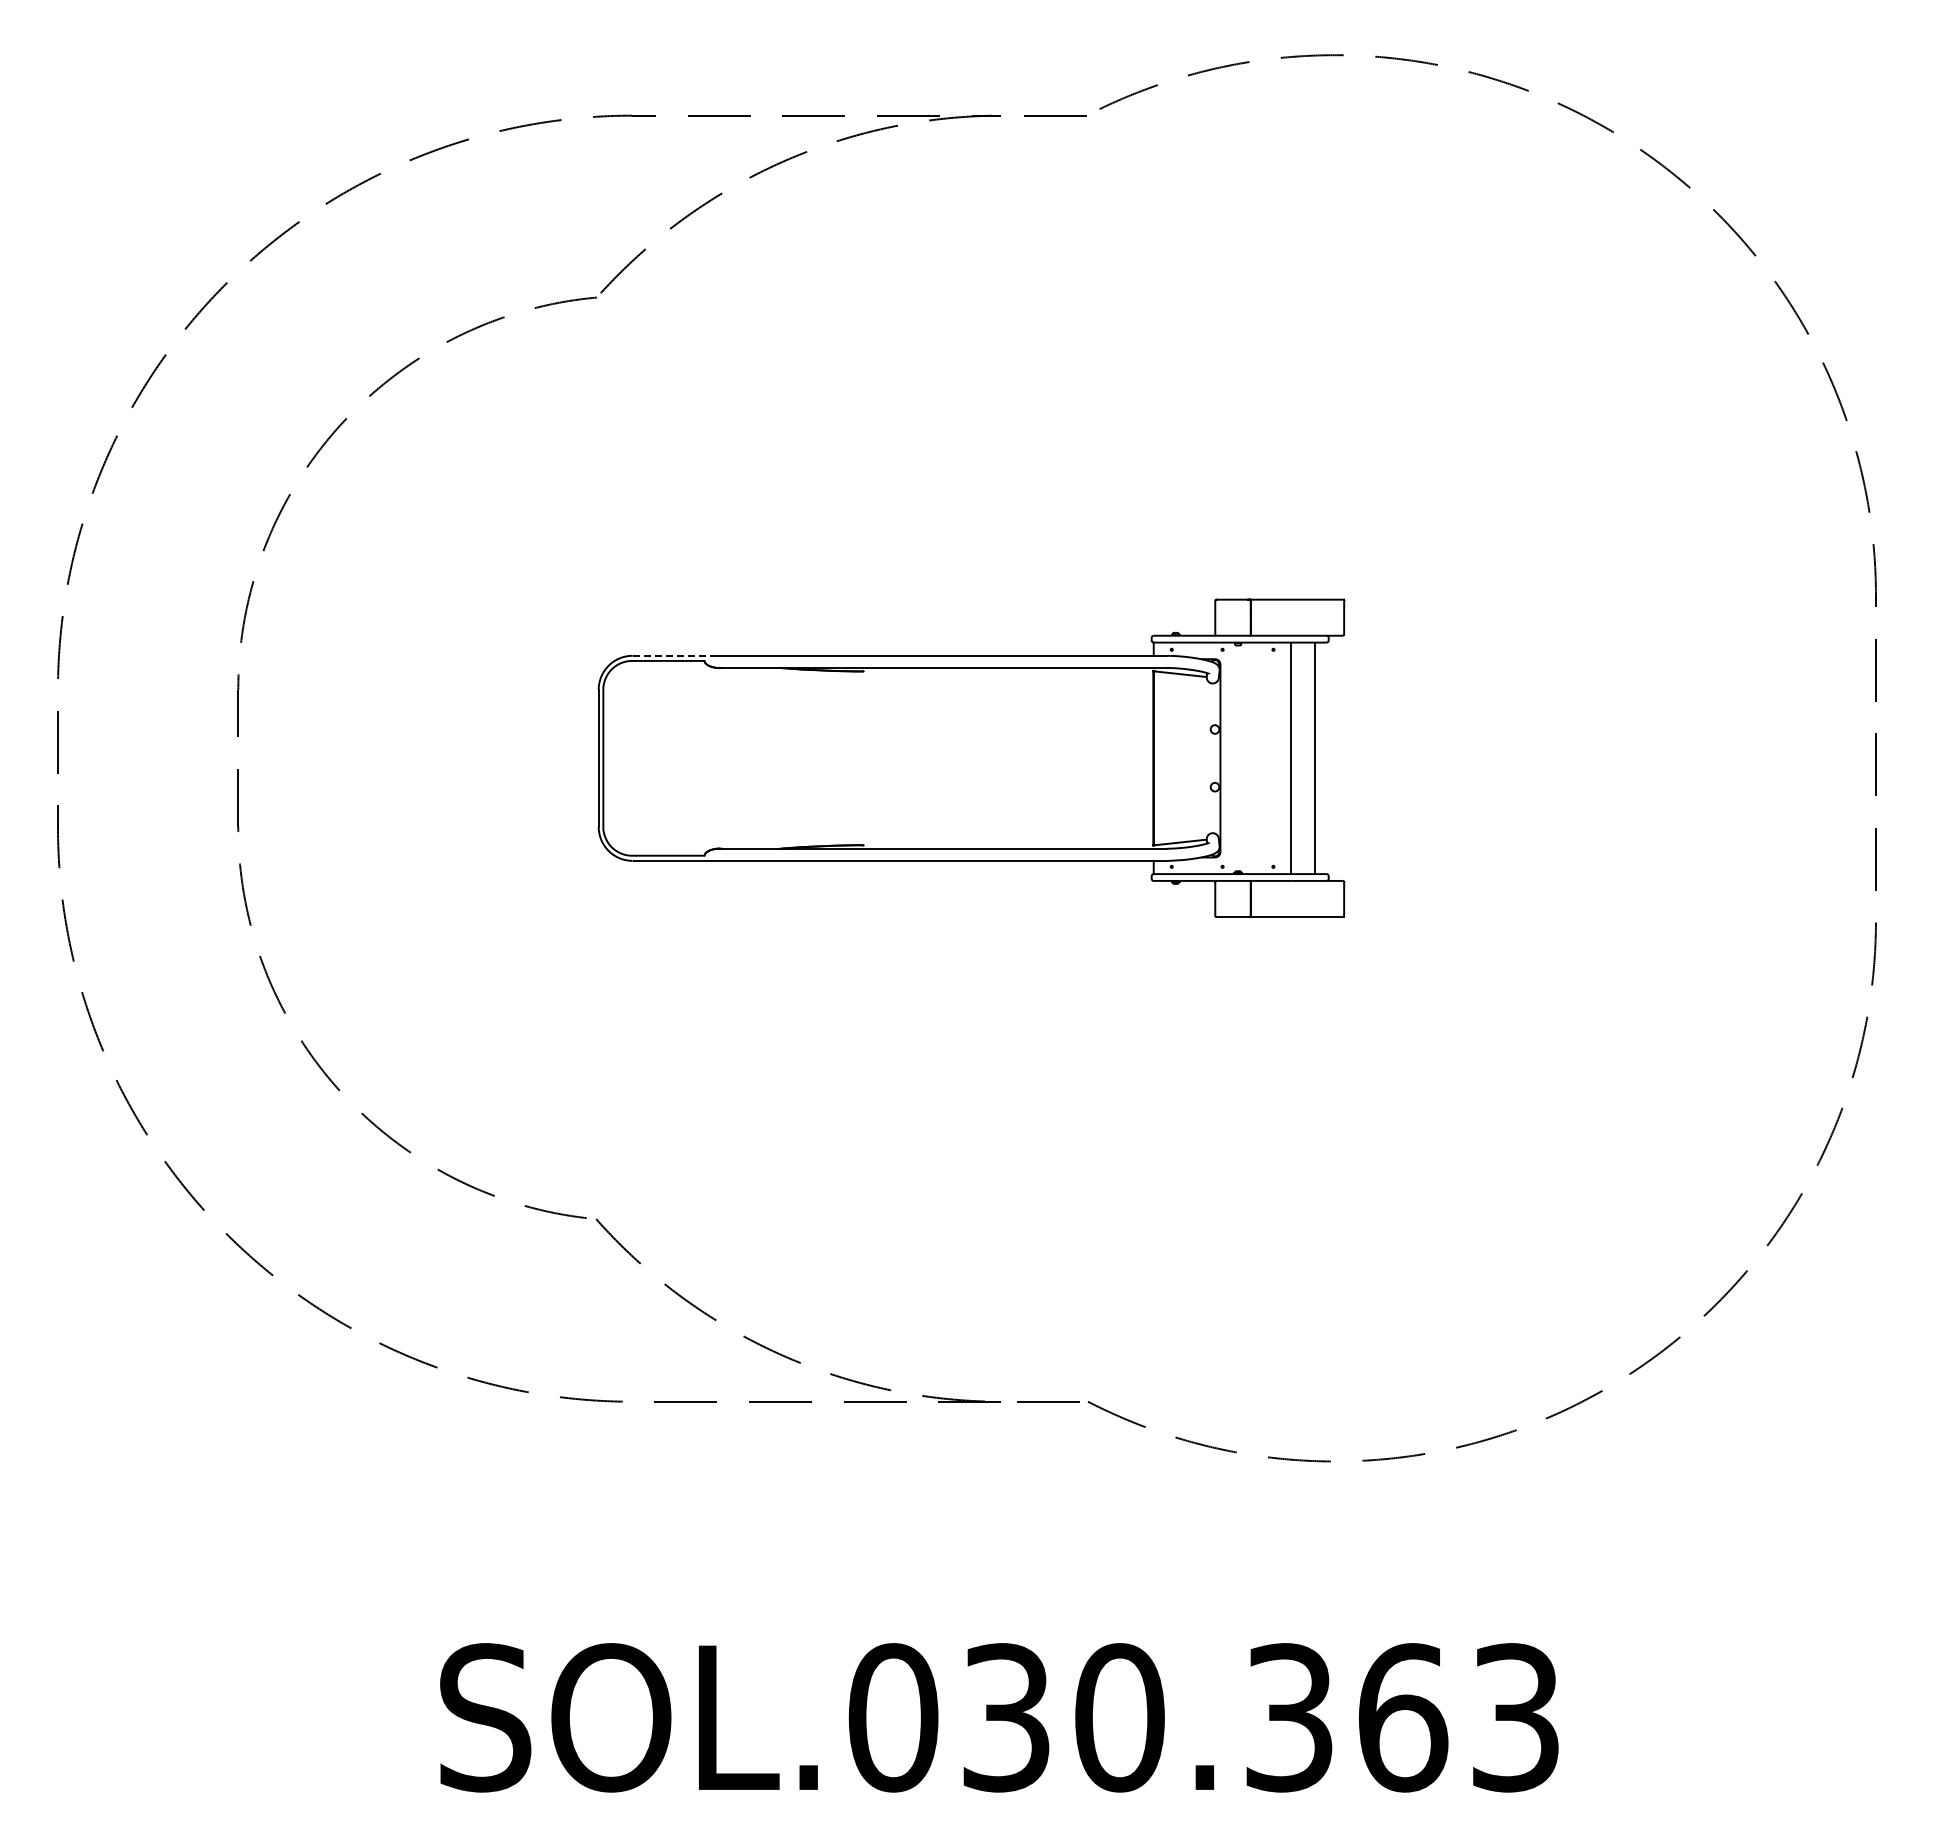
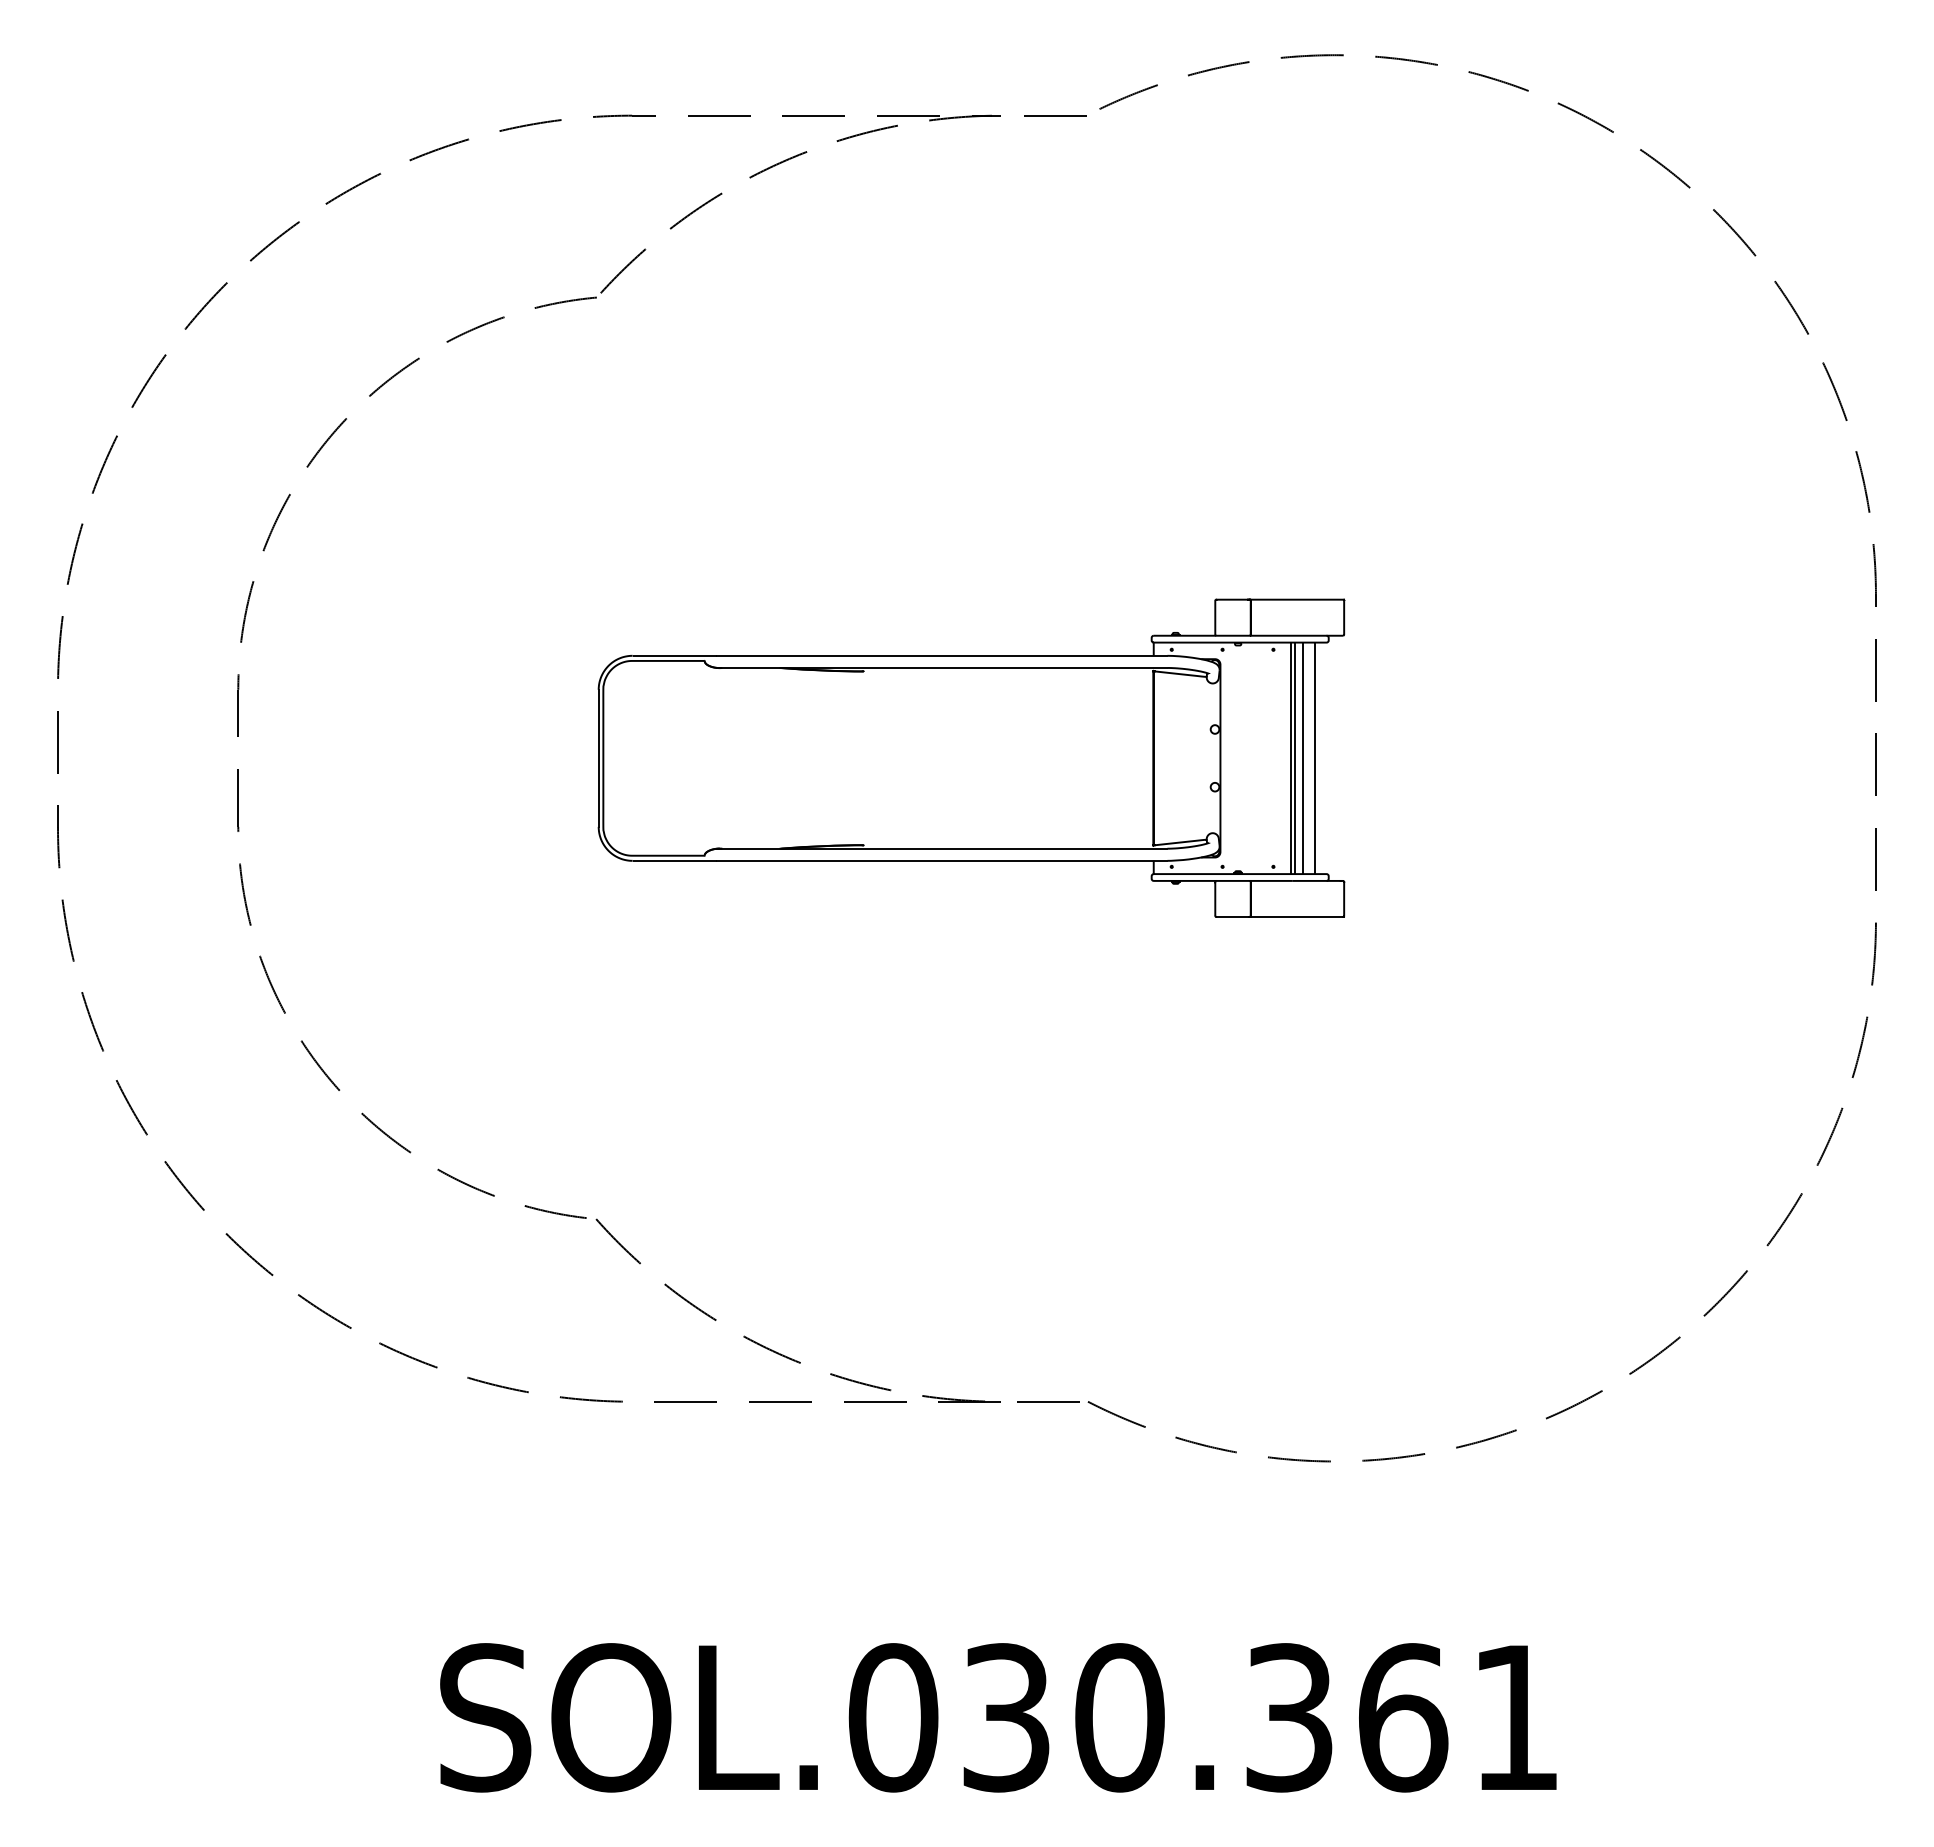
line: dashed -> solid (675, 655)
line: none -> present (1295, 758)
line: none -> present (1302, 758)
text: SOL.030.363 -> SOL.030.361 (1515, 1717)
